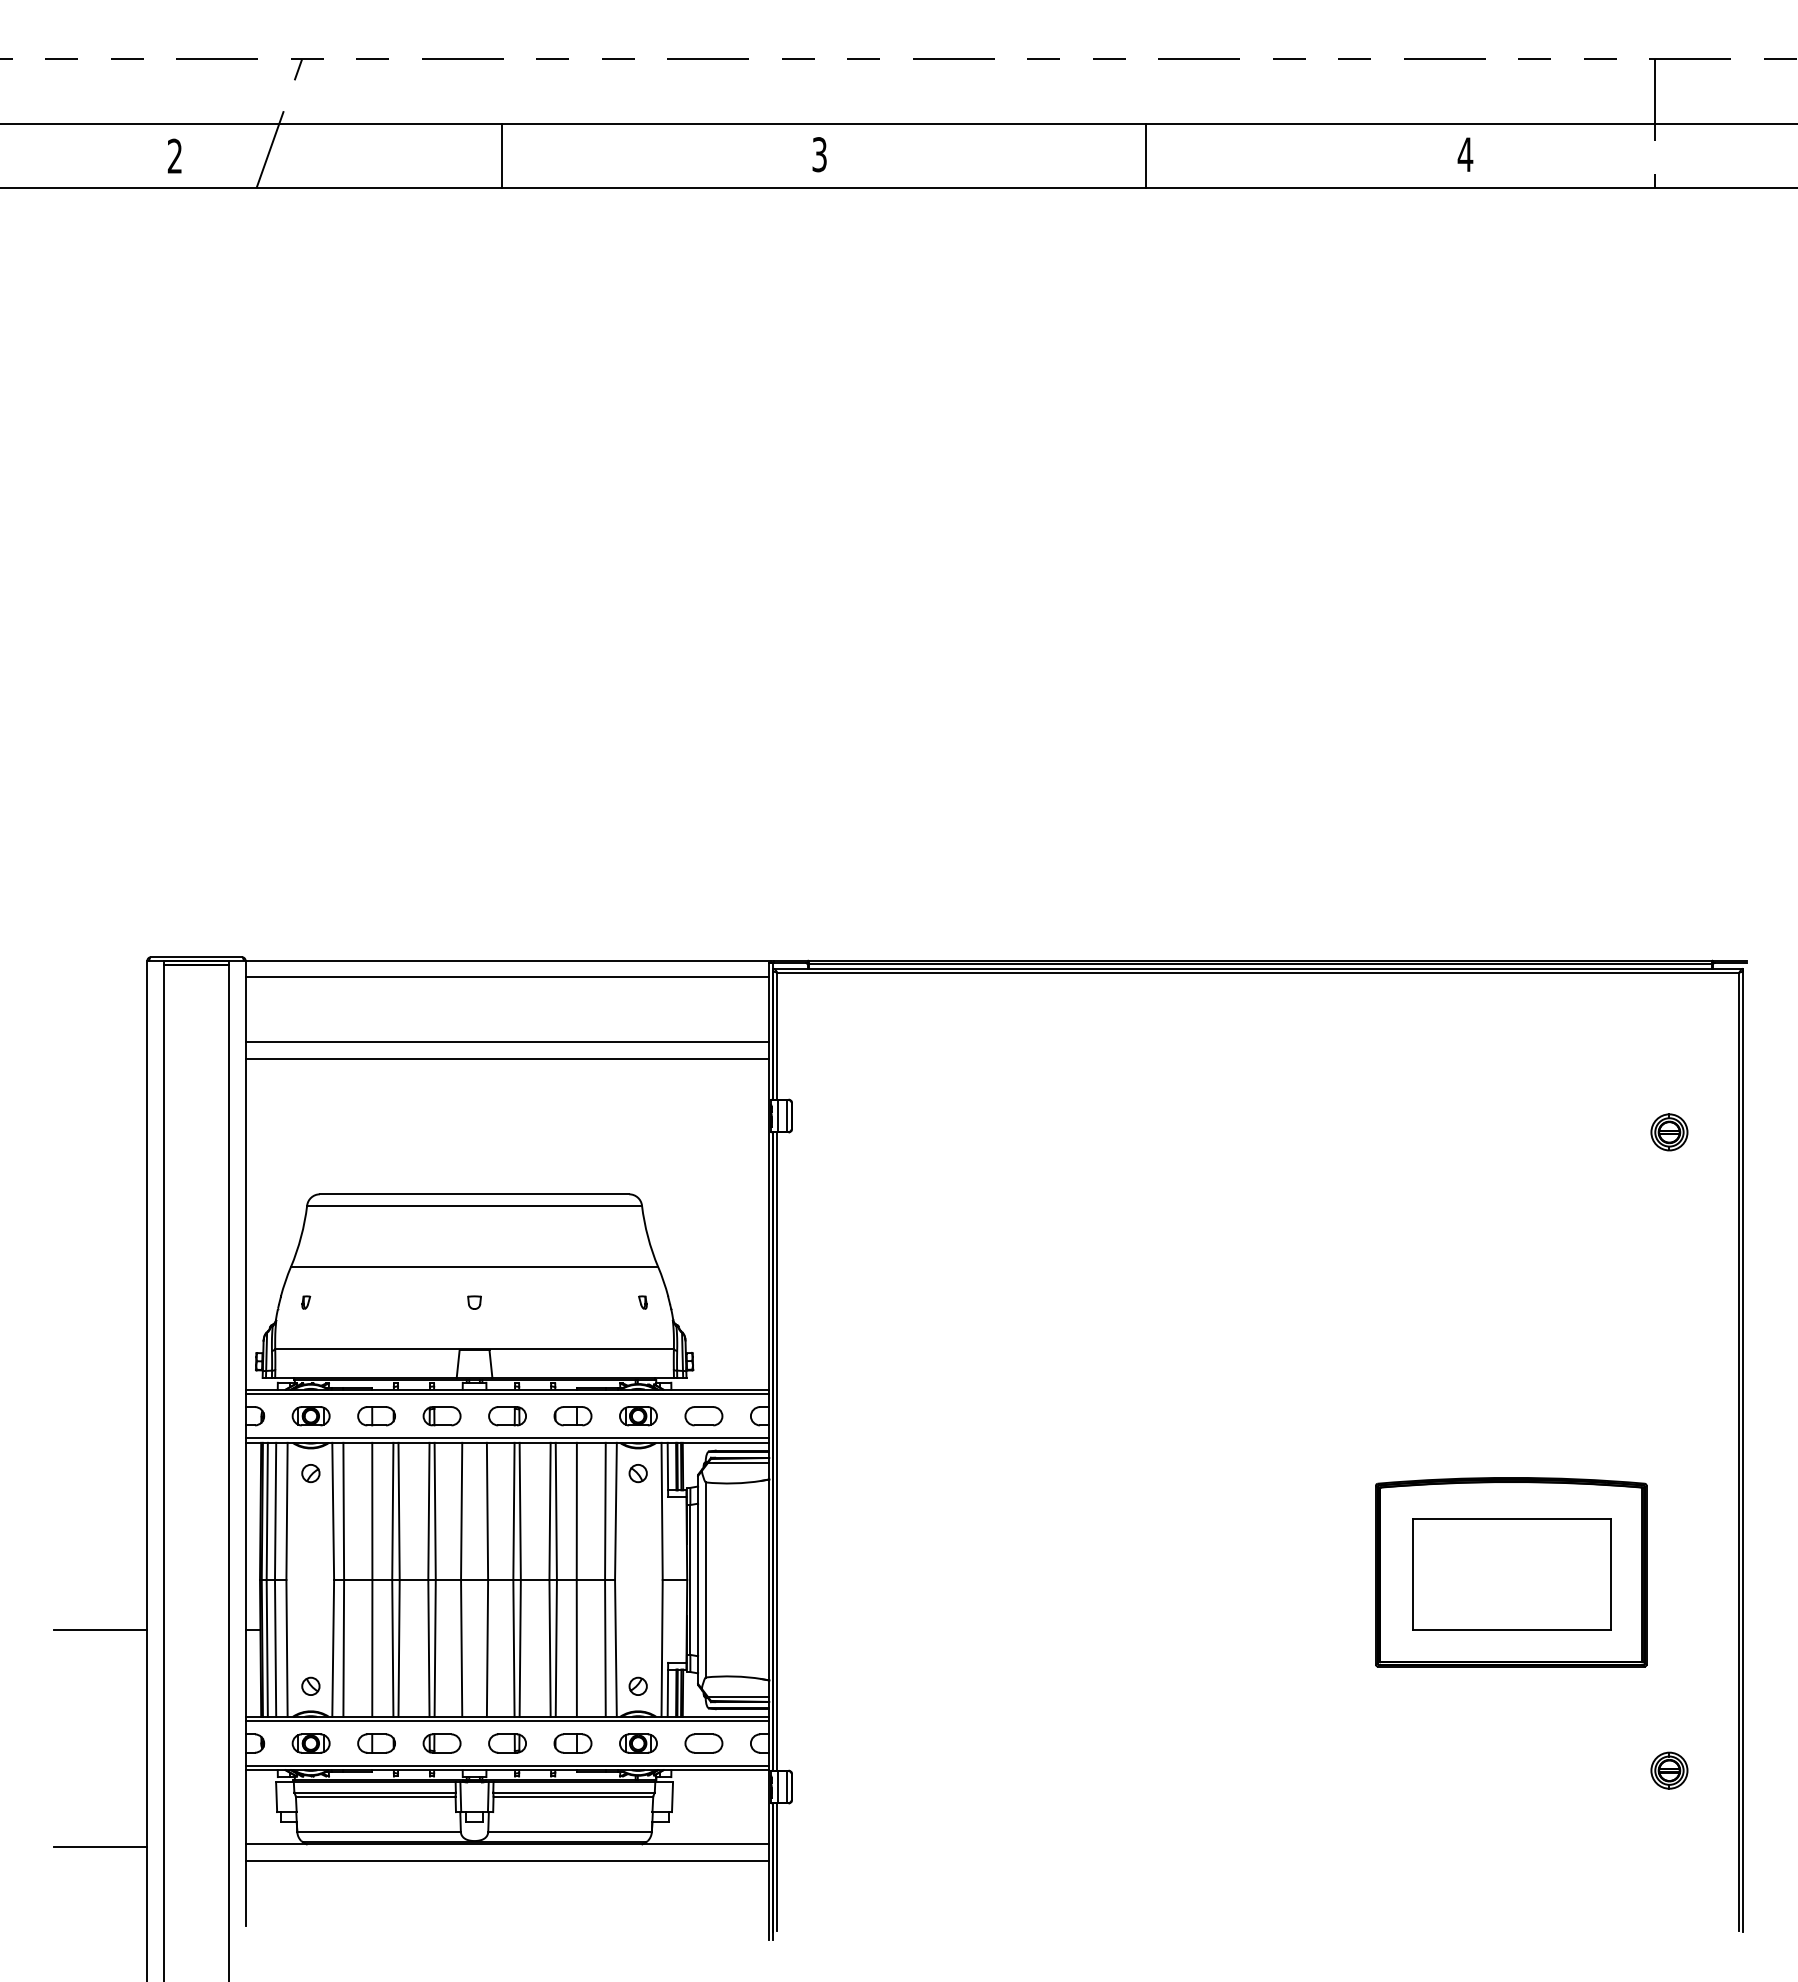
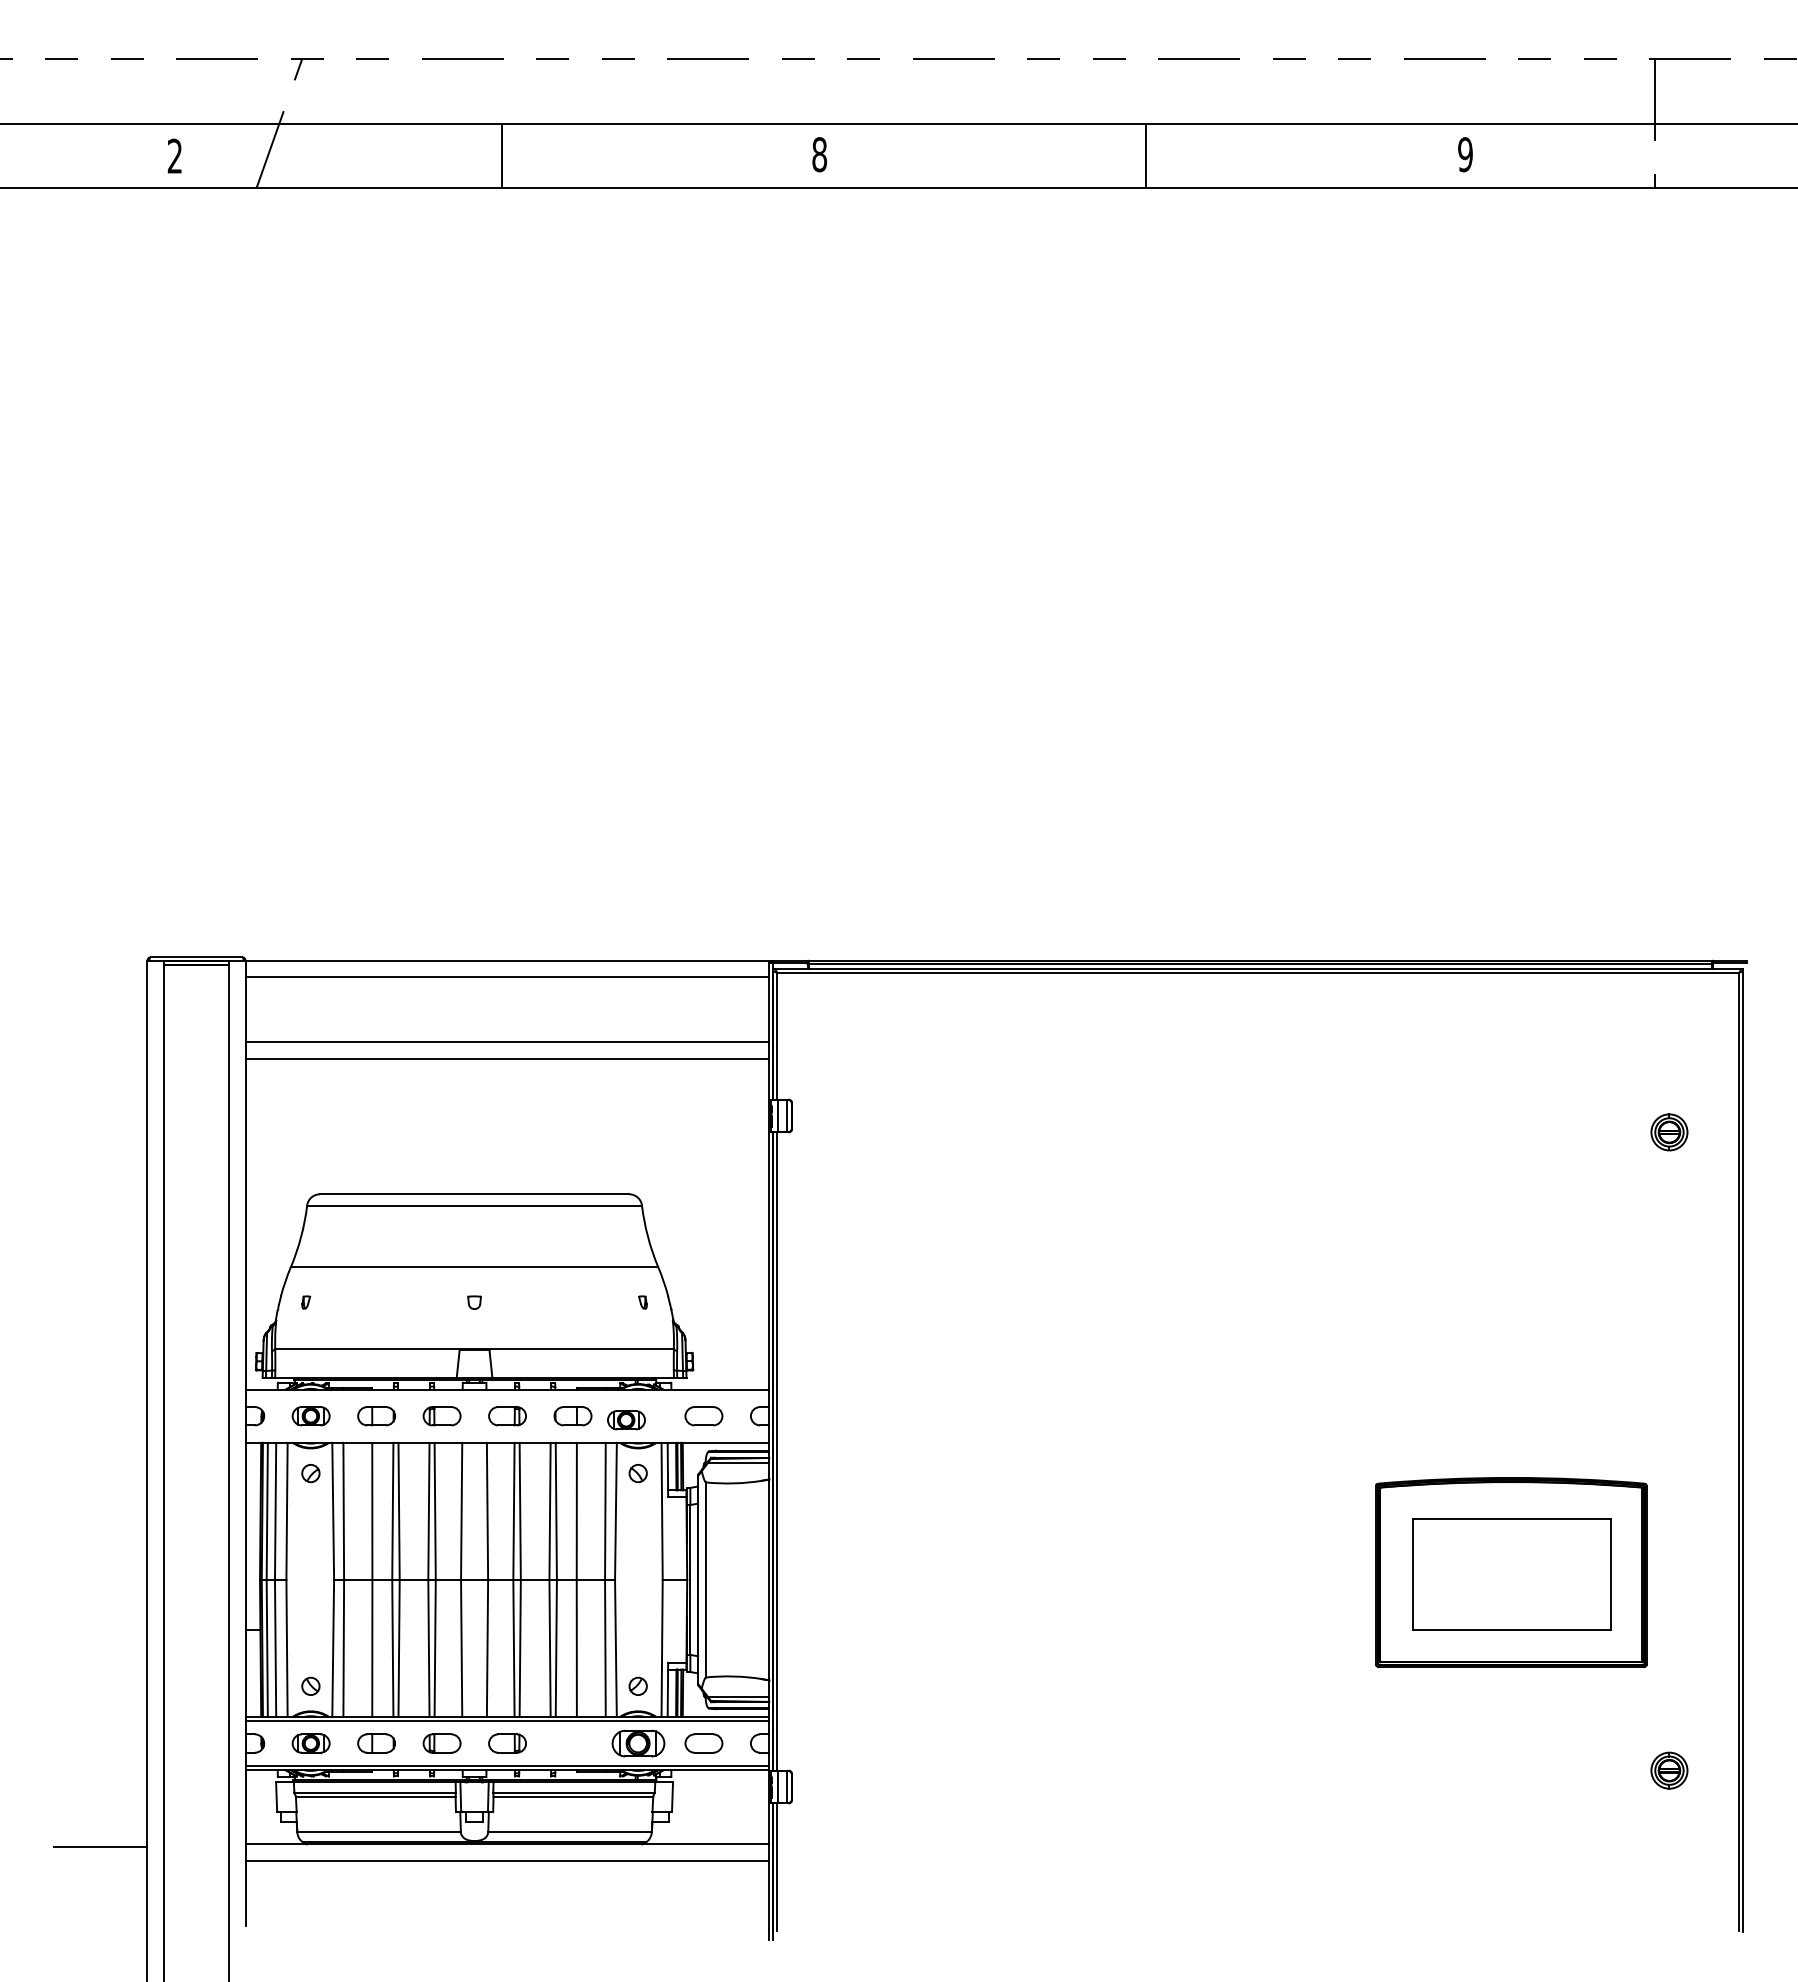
text: 3 -> 8 (819, 154)
text: 4 -> 9 (1465, 154)
line: present -> none (507, 1394)
part position: (638, 1416) -> (626, 1420) (626, 1420)
line: present -> none (507, 1438)
line: present -> none (100, 1630)
part: present -> none (572, 1743)
part size: 39x21 px -> 55x29 px (638, 1743)
